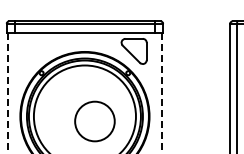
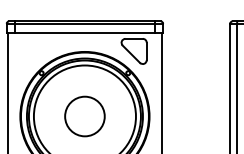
line: dashed -> solid (8, 93)
line: dashed -> solid (161, 93)
circle position: (94, 121) -> (84, 116) (84, 116)
